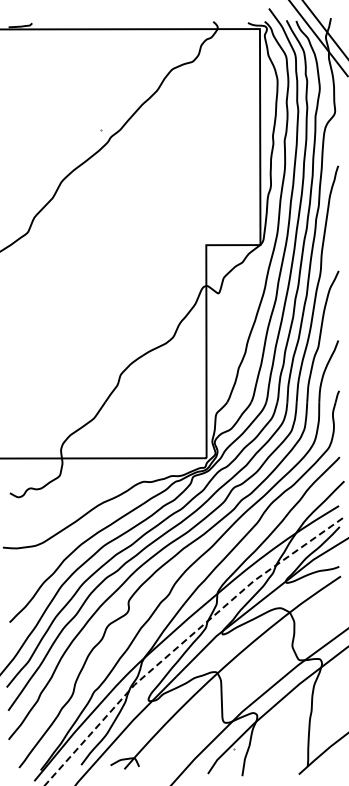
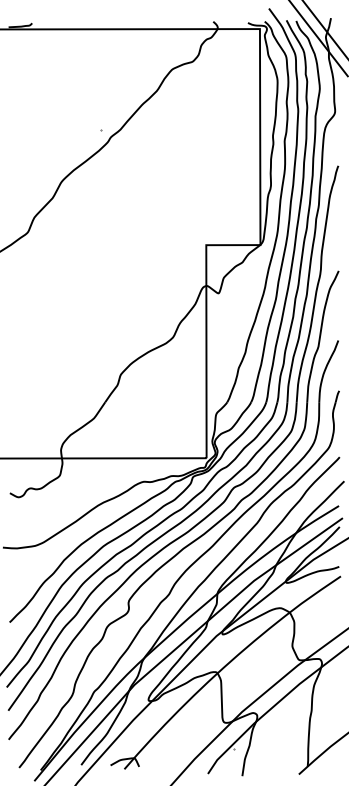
line: dashed -> solid (184, 641)
